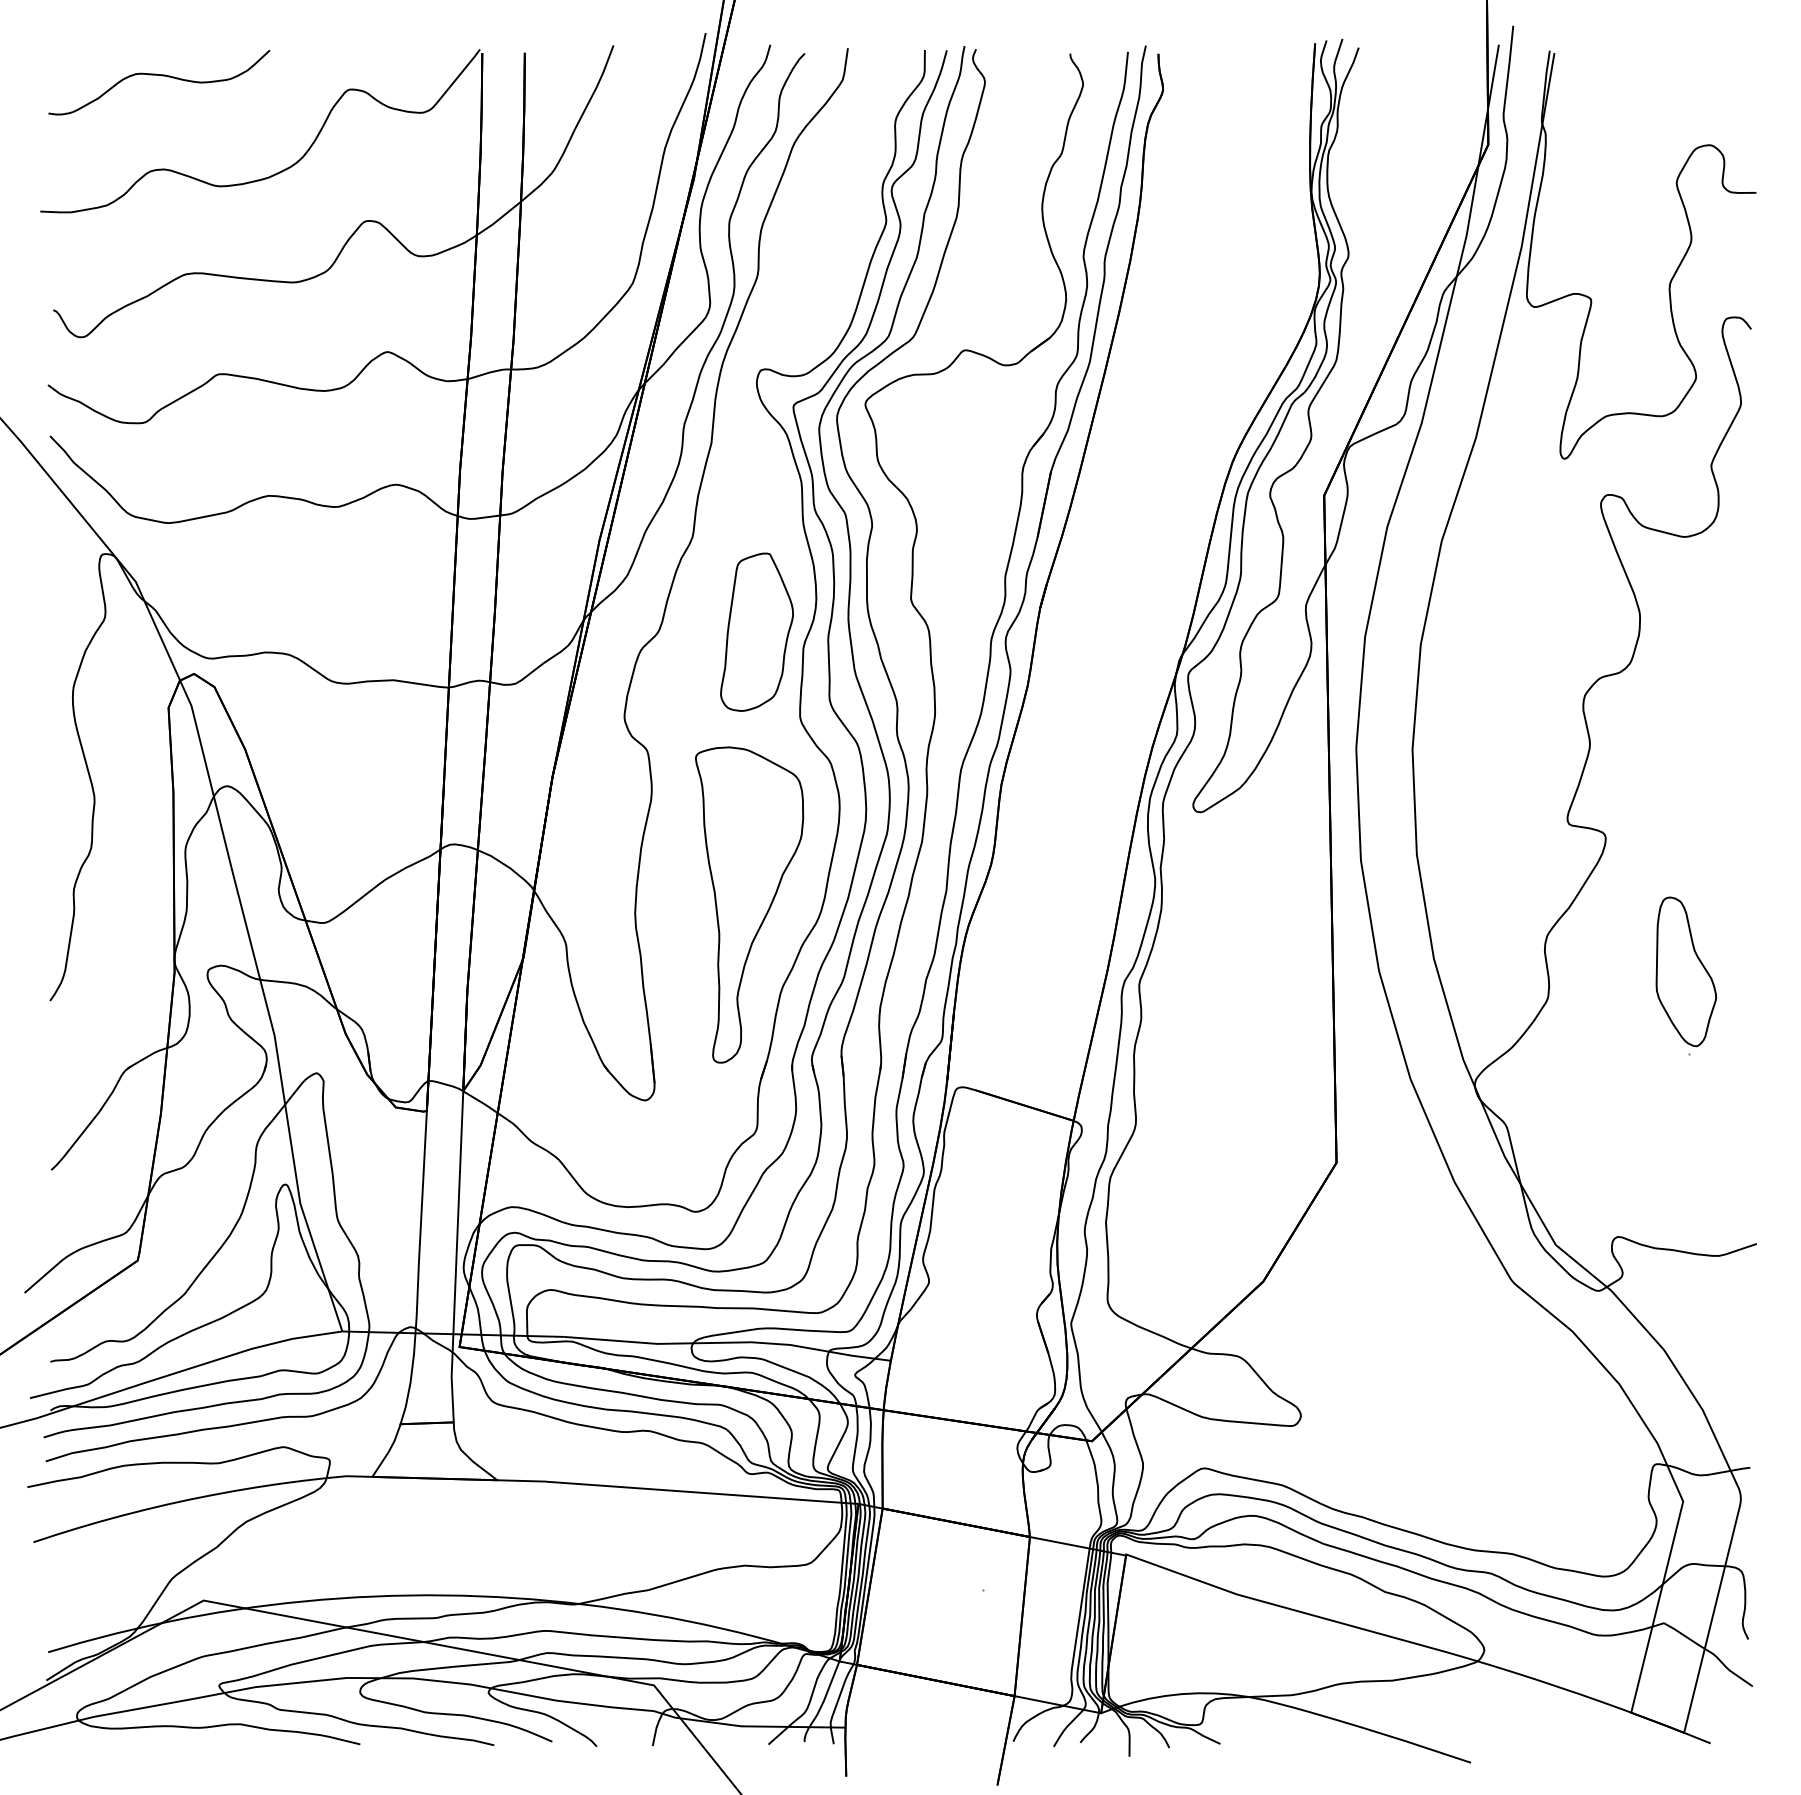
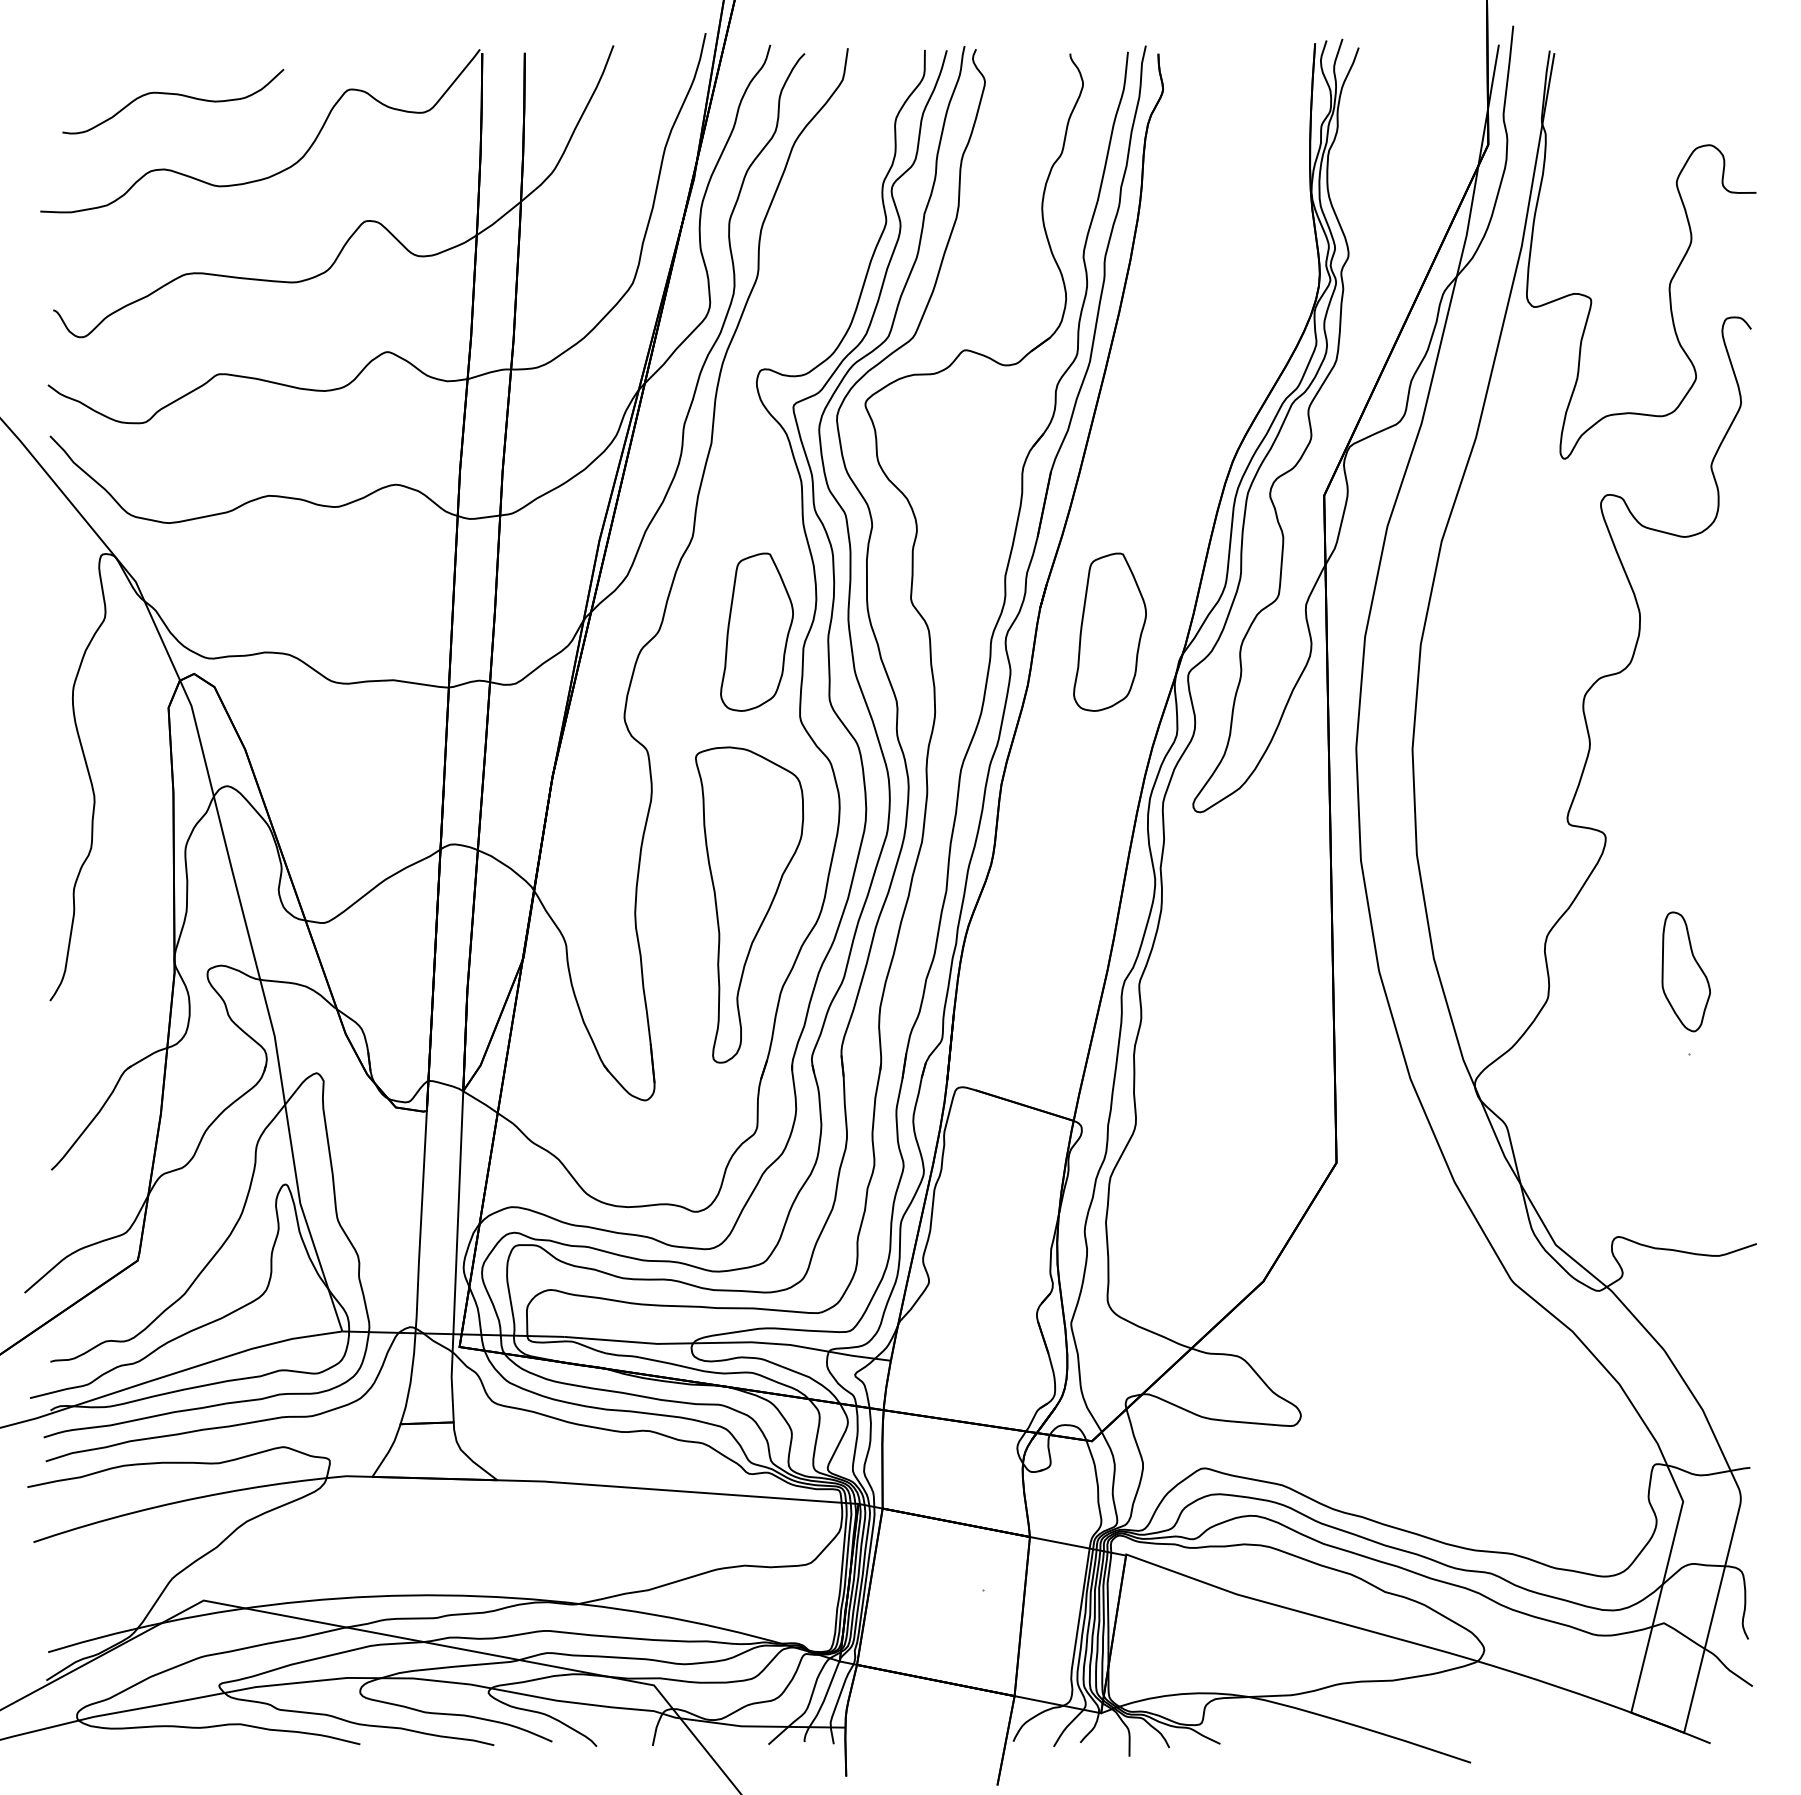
curve position: (161, 76) -> (175, 95) (175, 95)
part: none -> present (1109, 631)
part size: 62x152 px -> 50x122 px (1685, 971)
